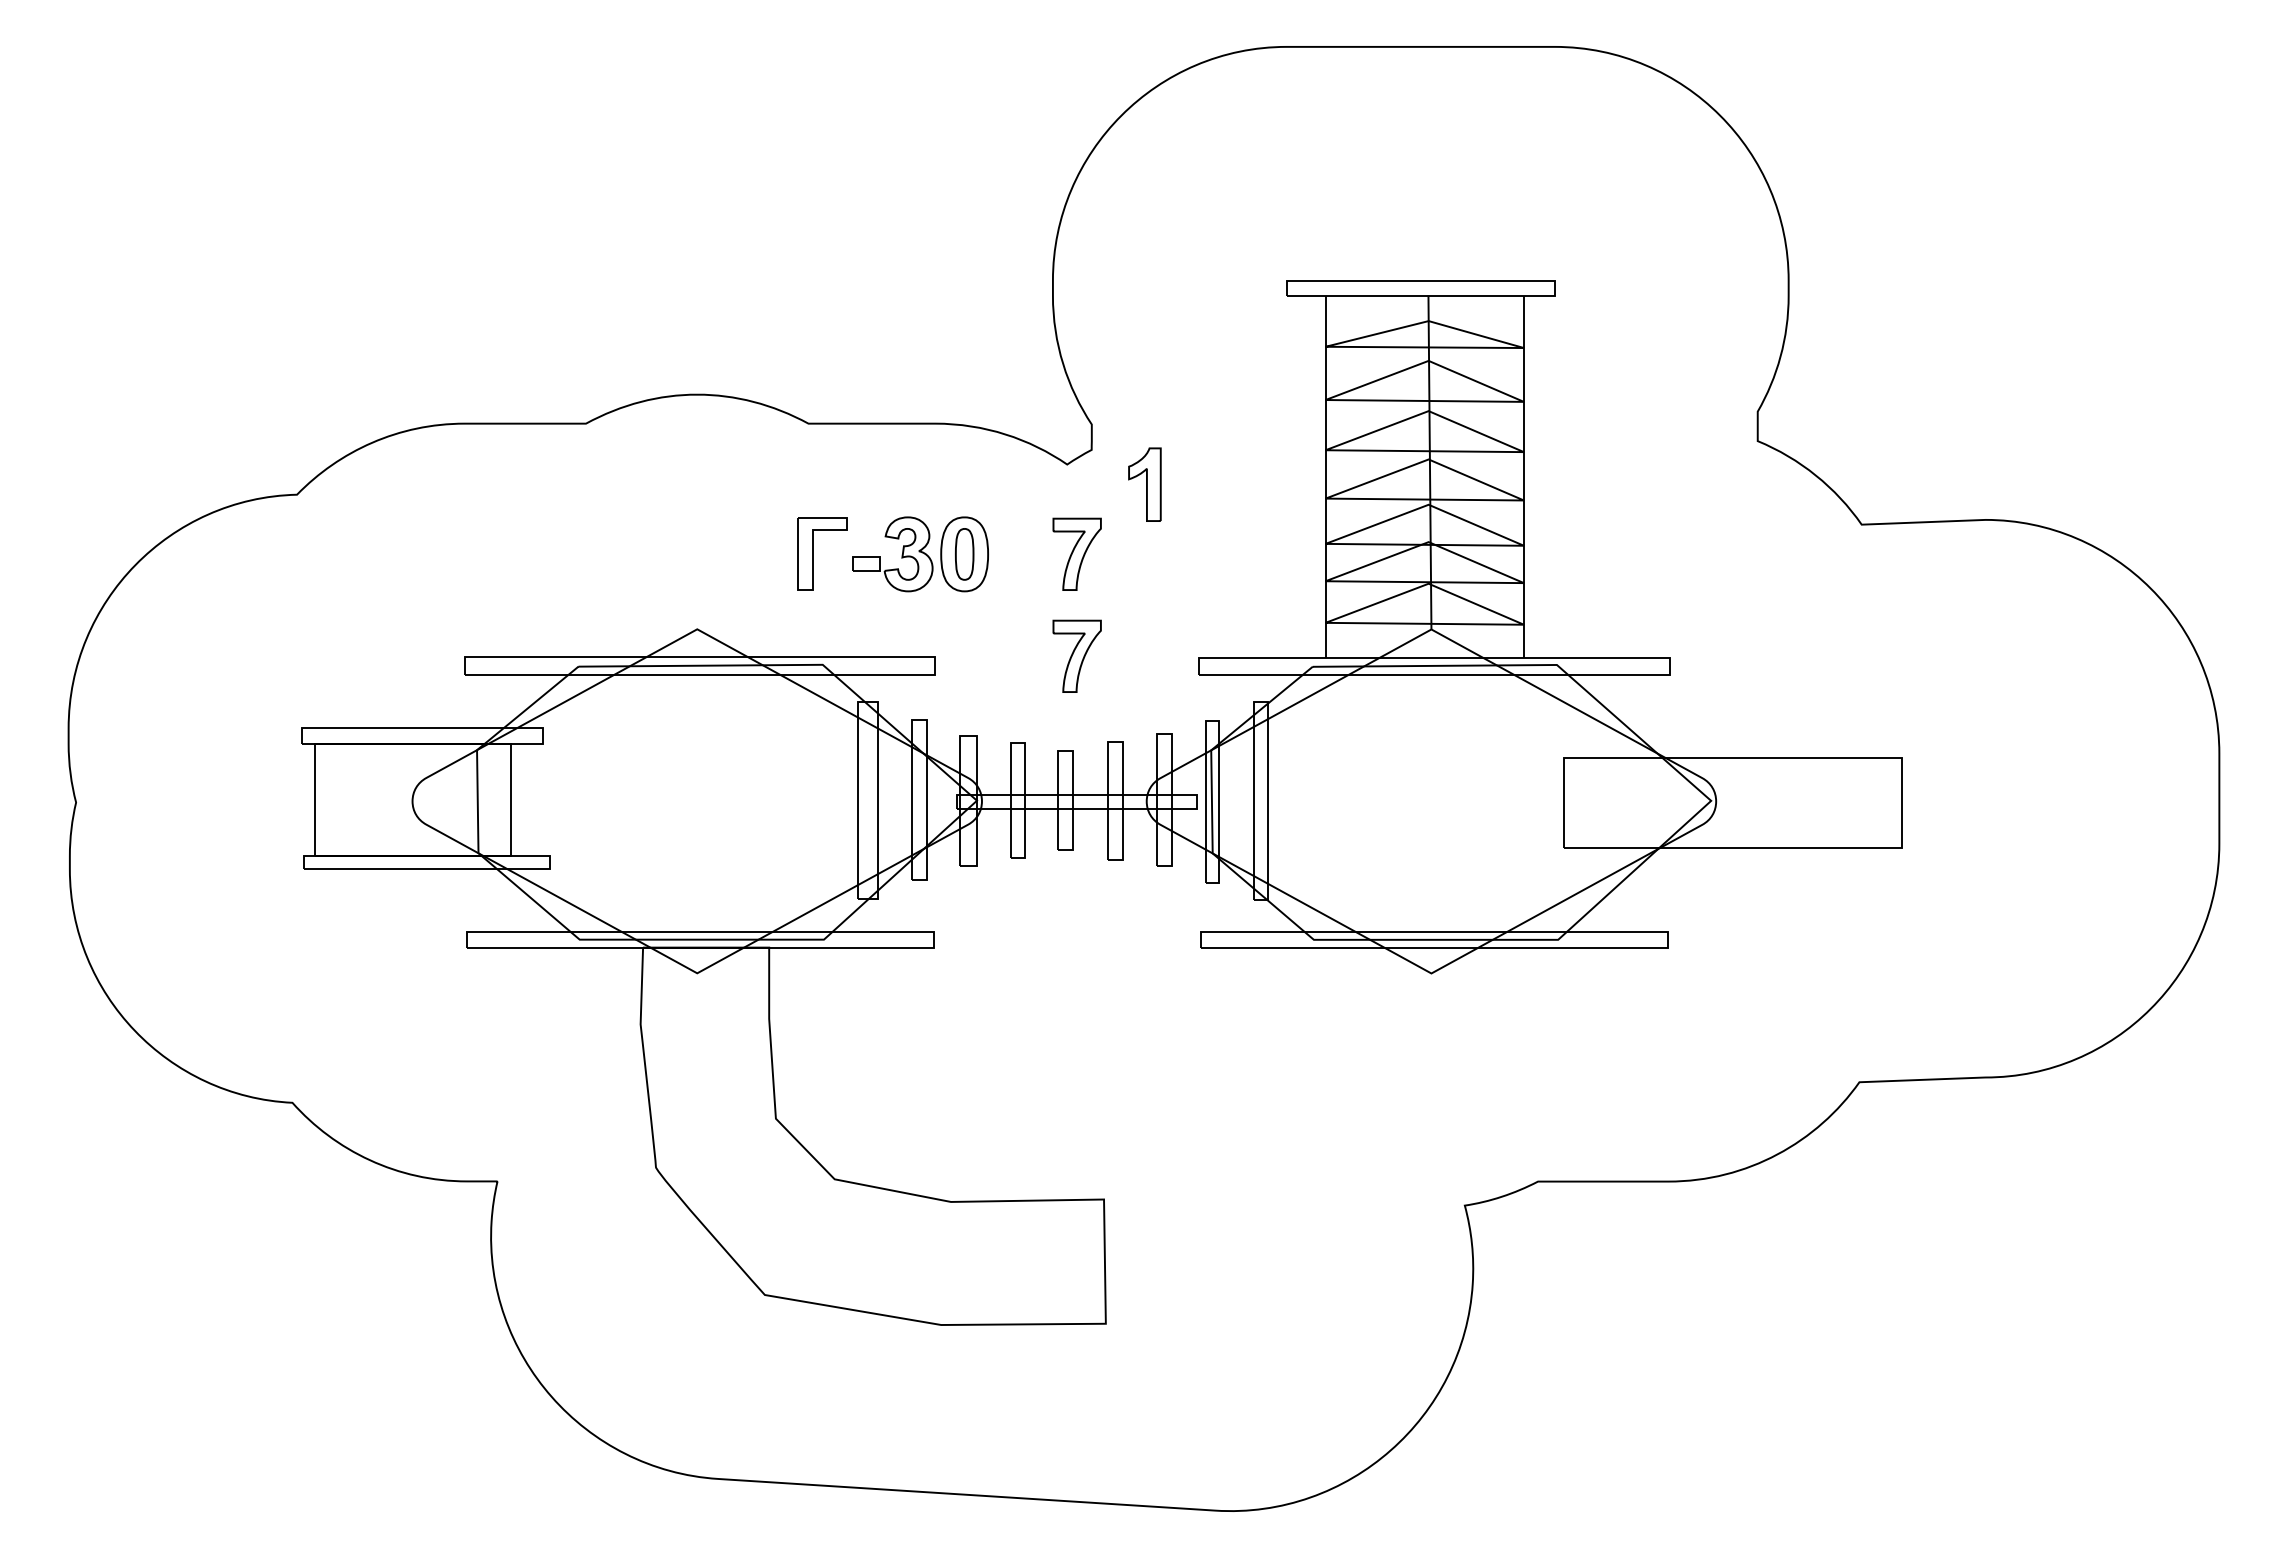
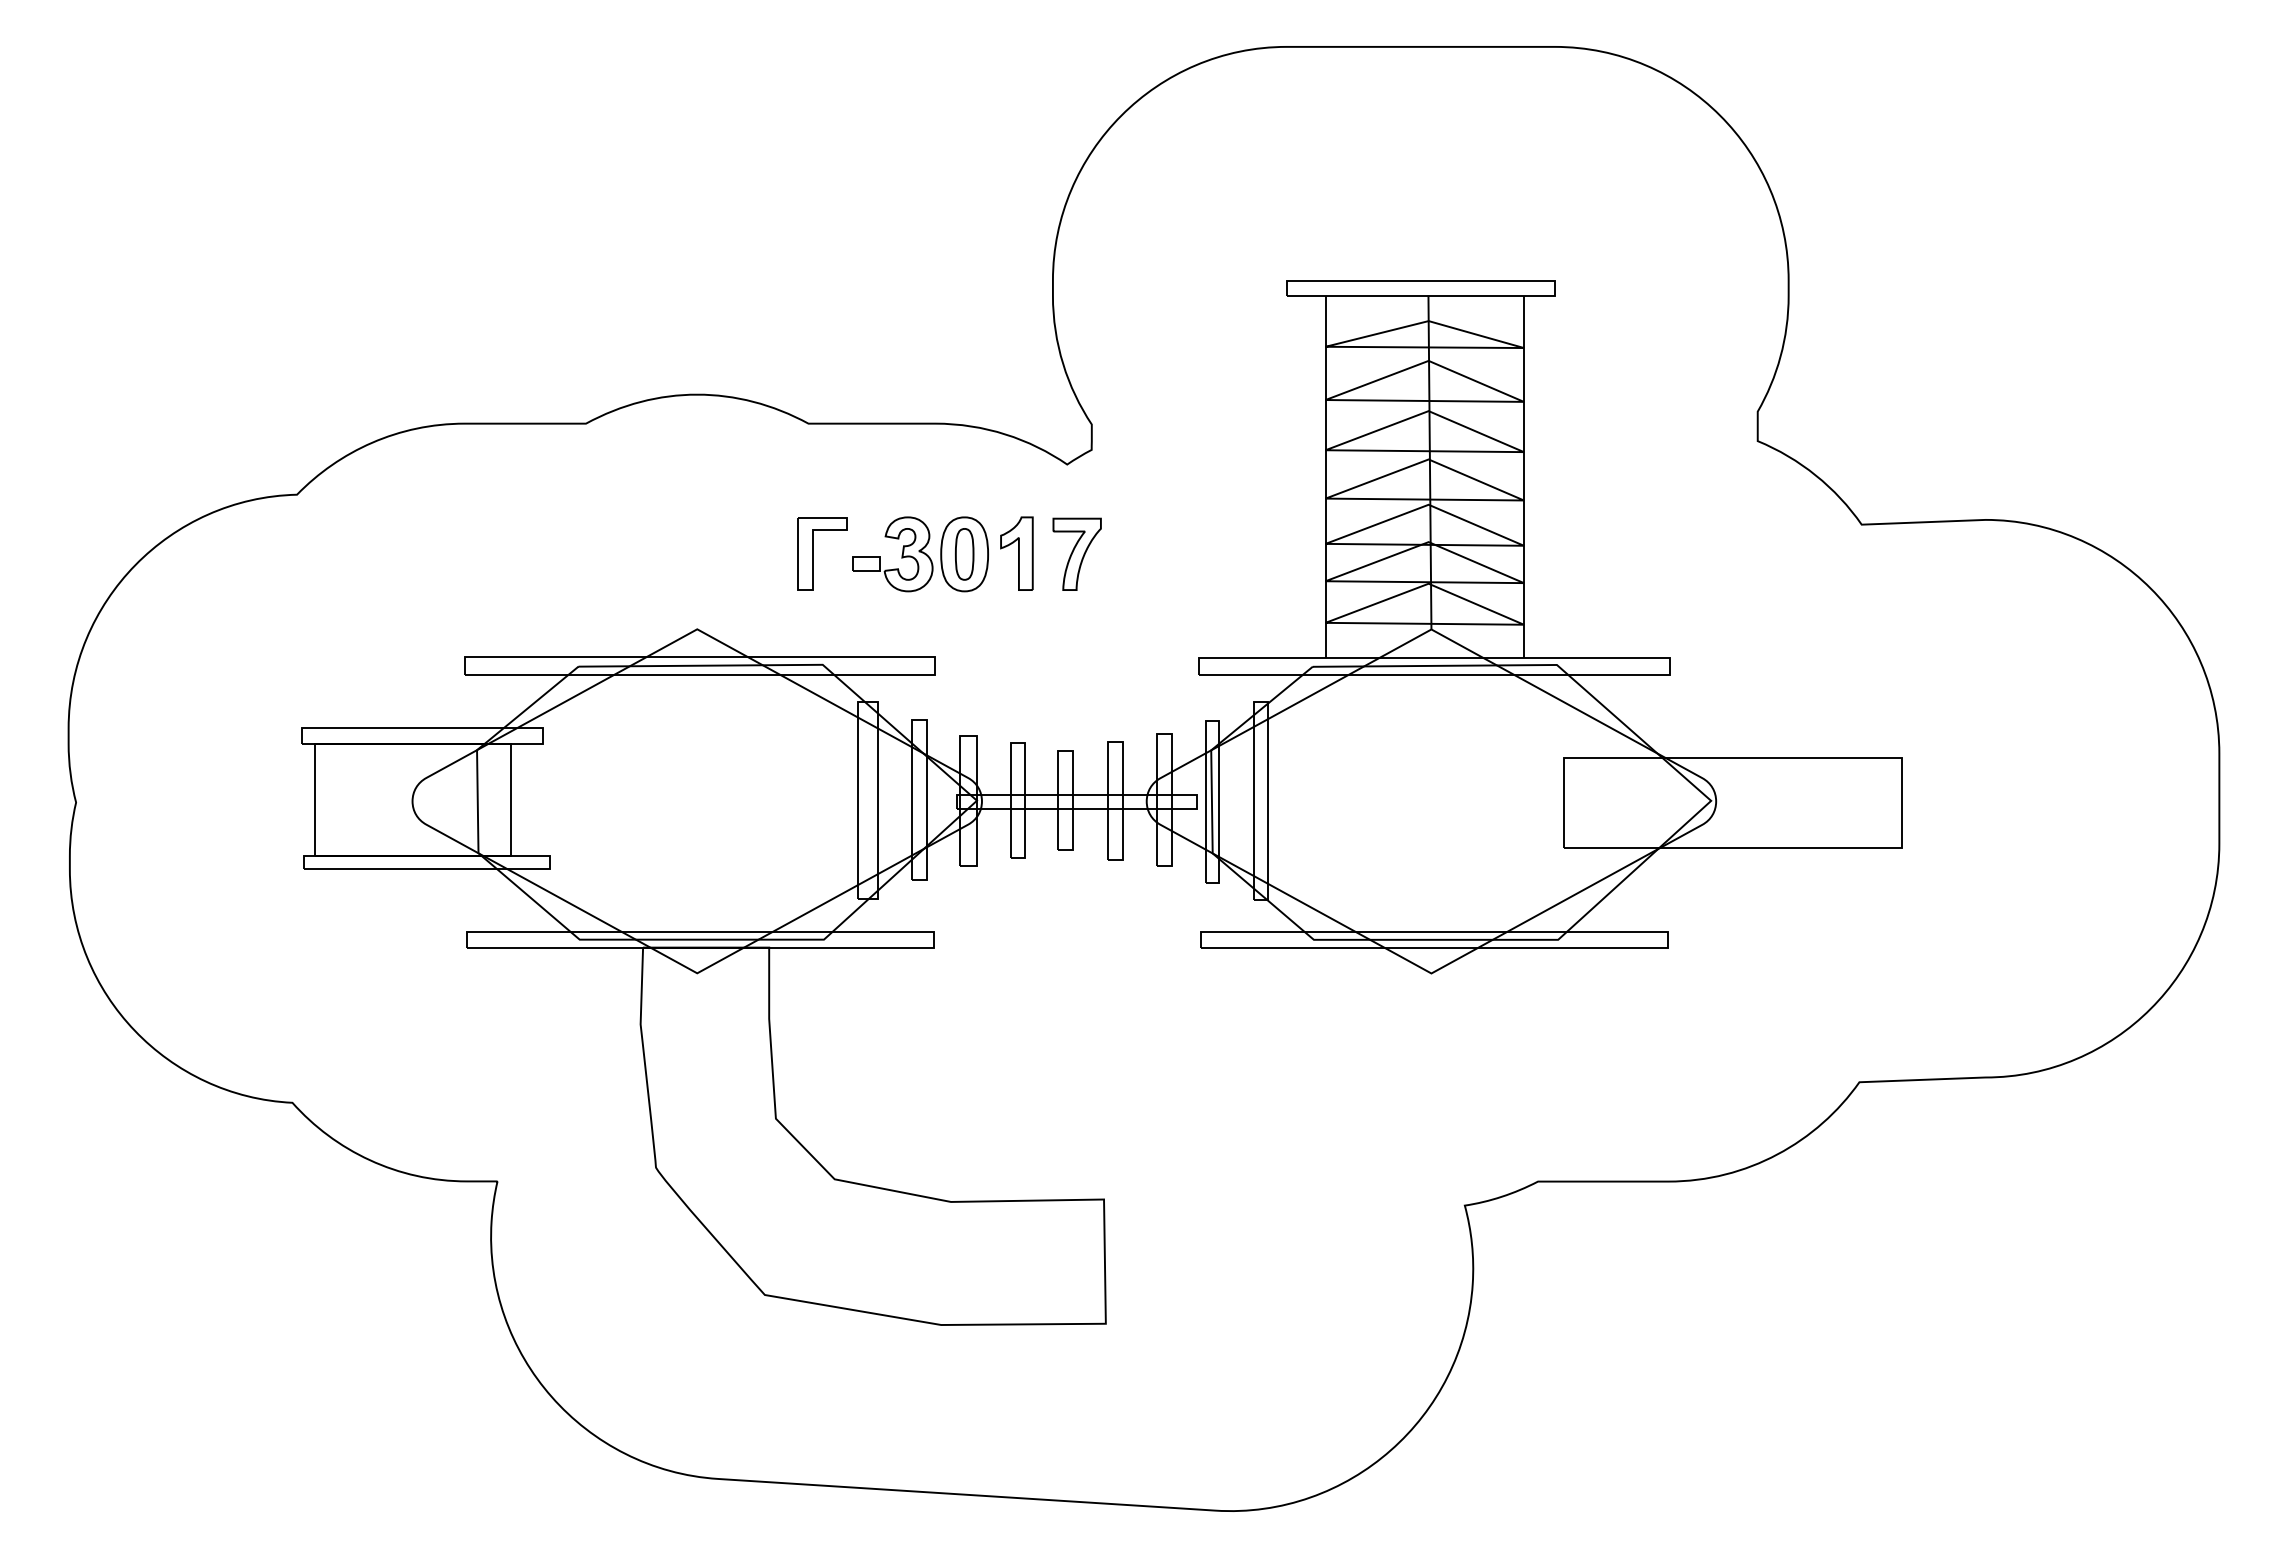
part position: (1144, 484) -> (1016, 553) (1016, 553)
part: present -> none (1076, 655)
